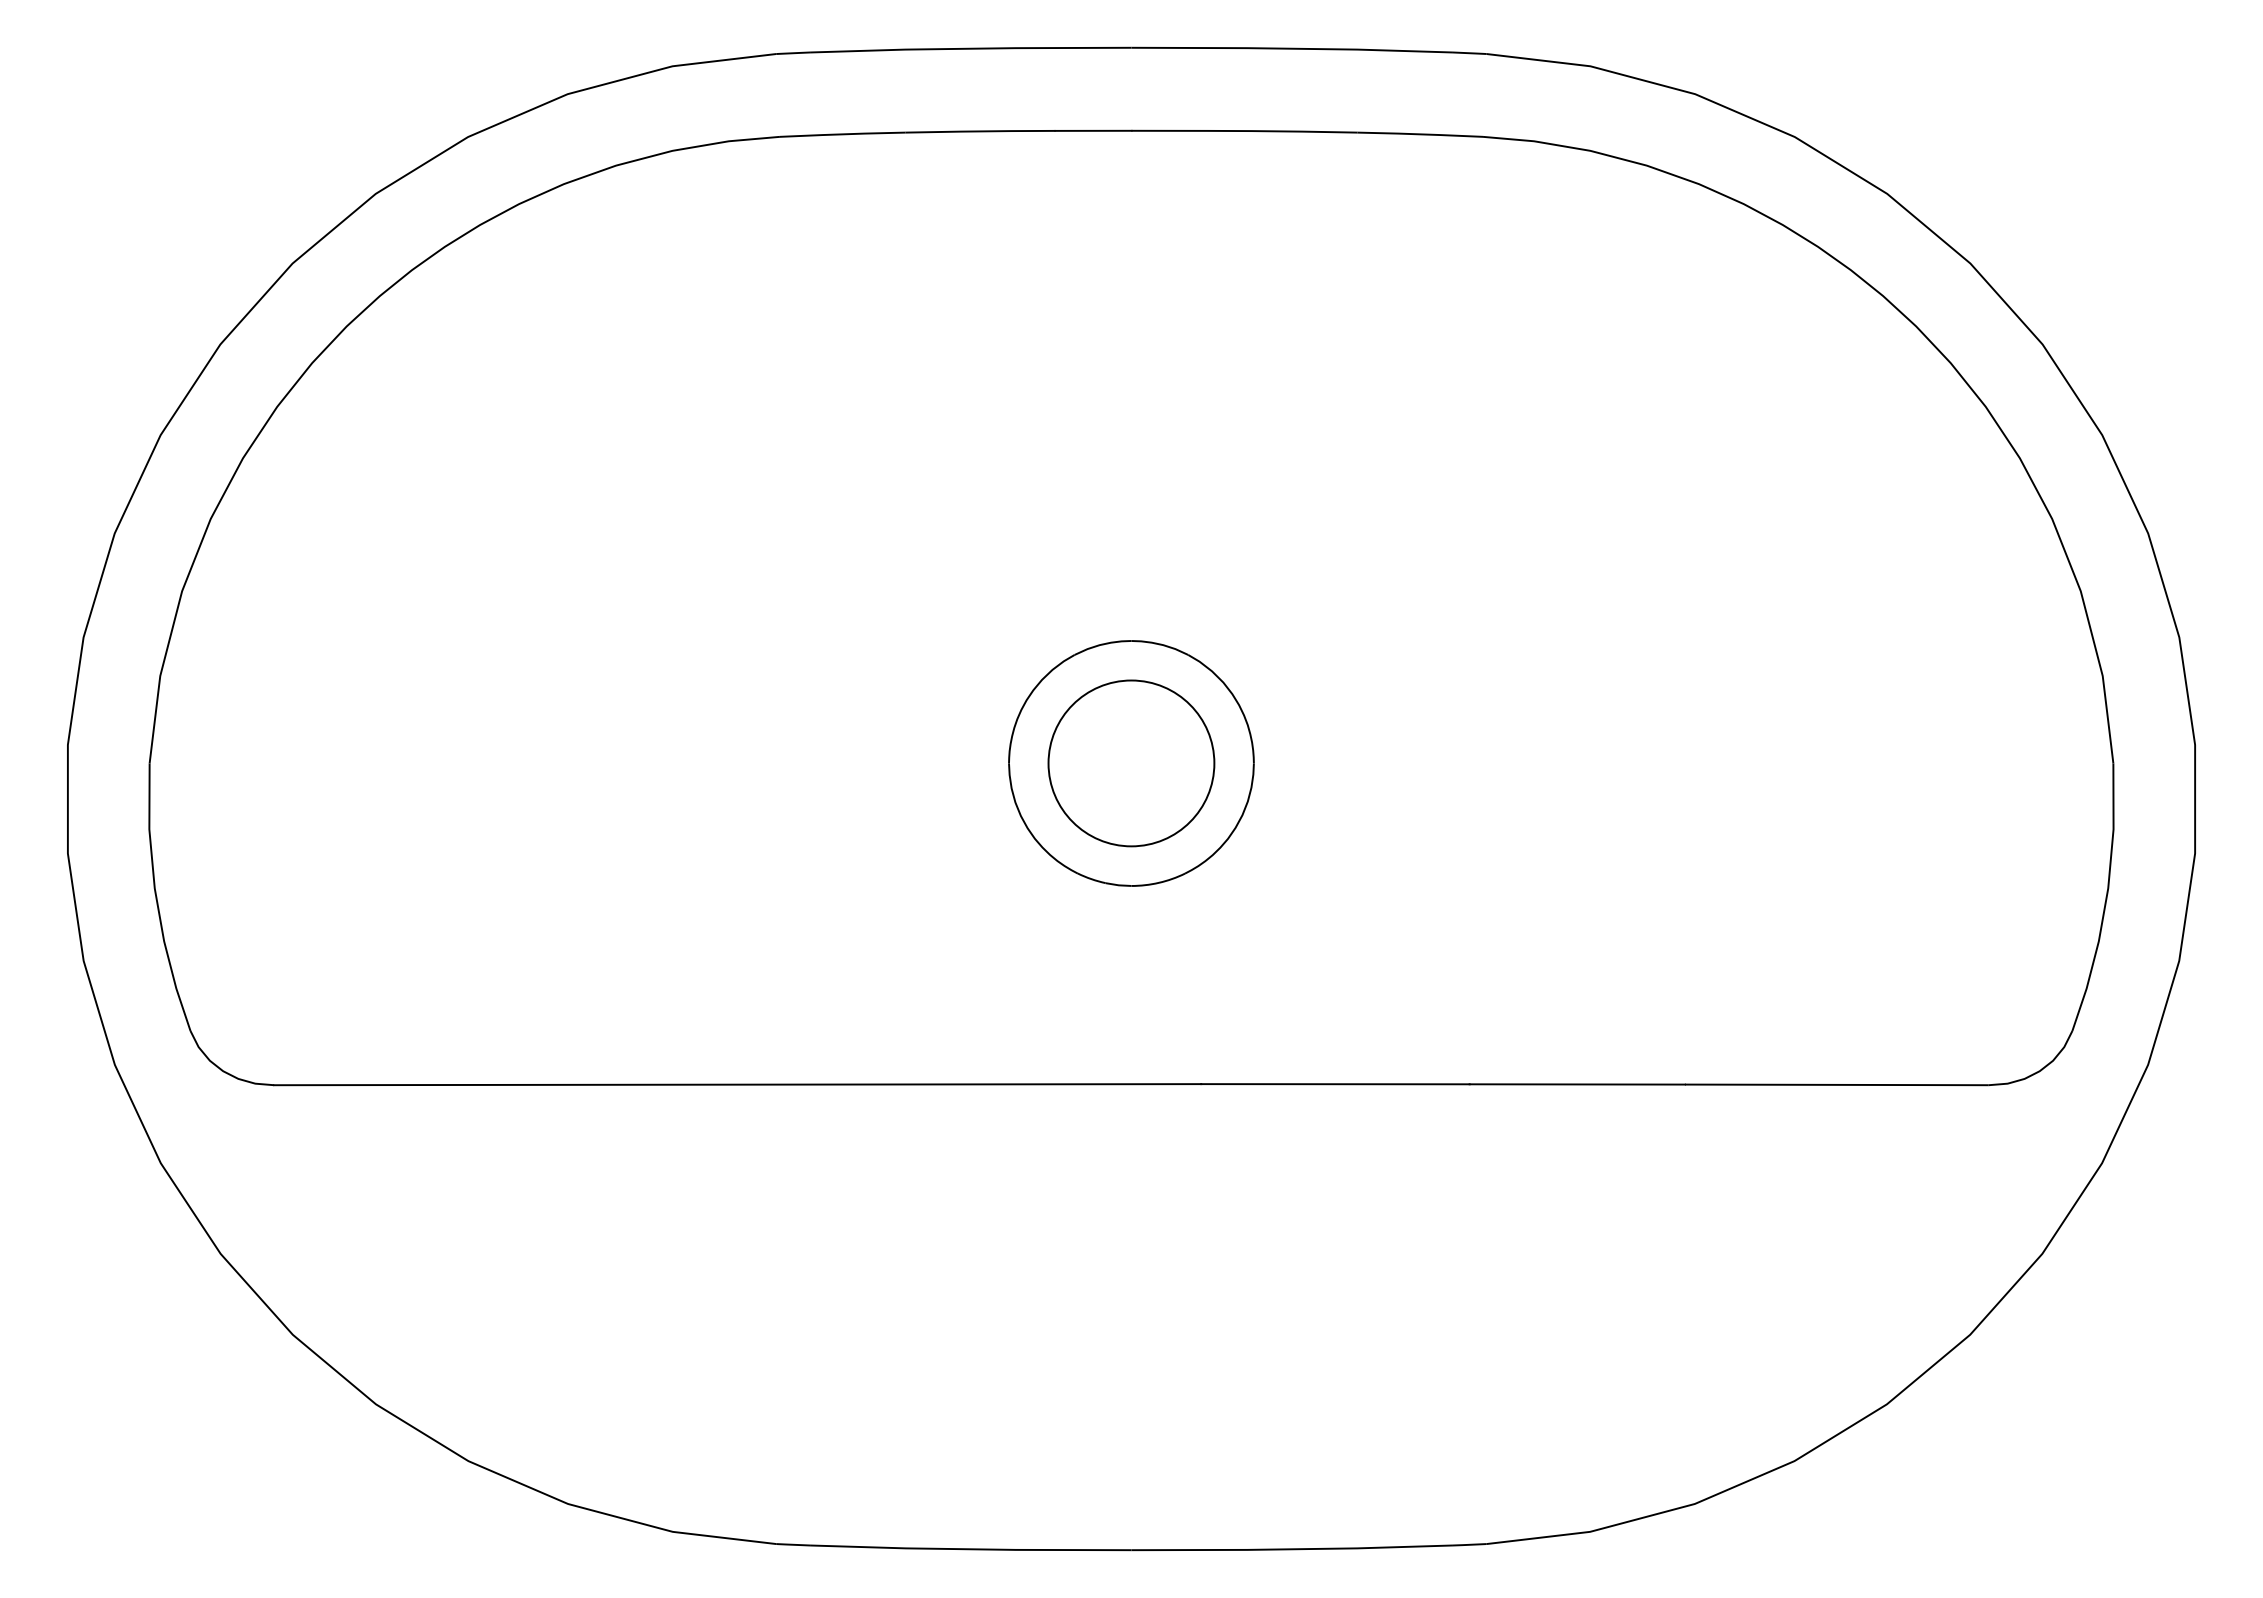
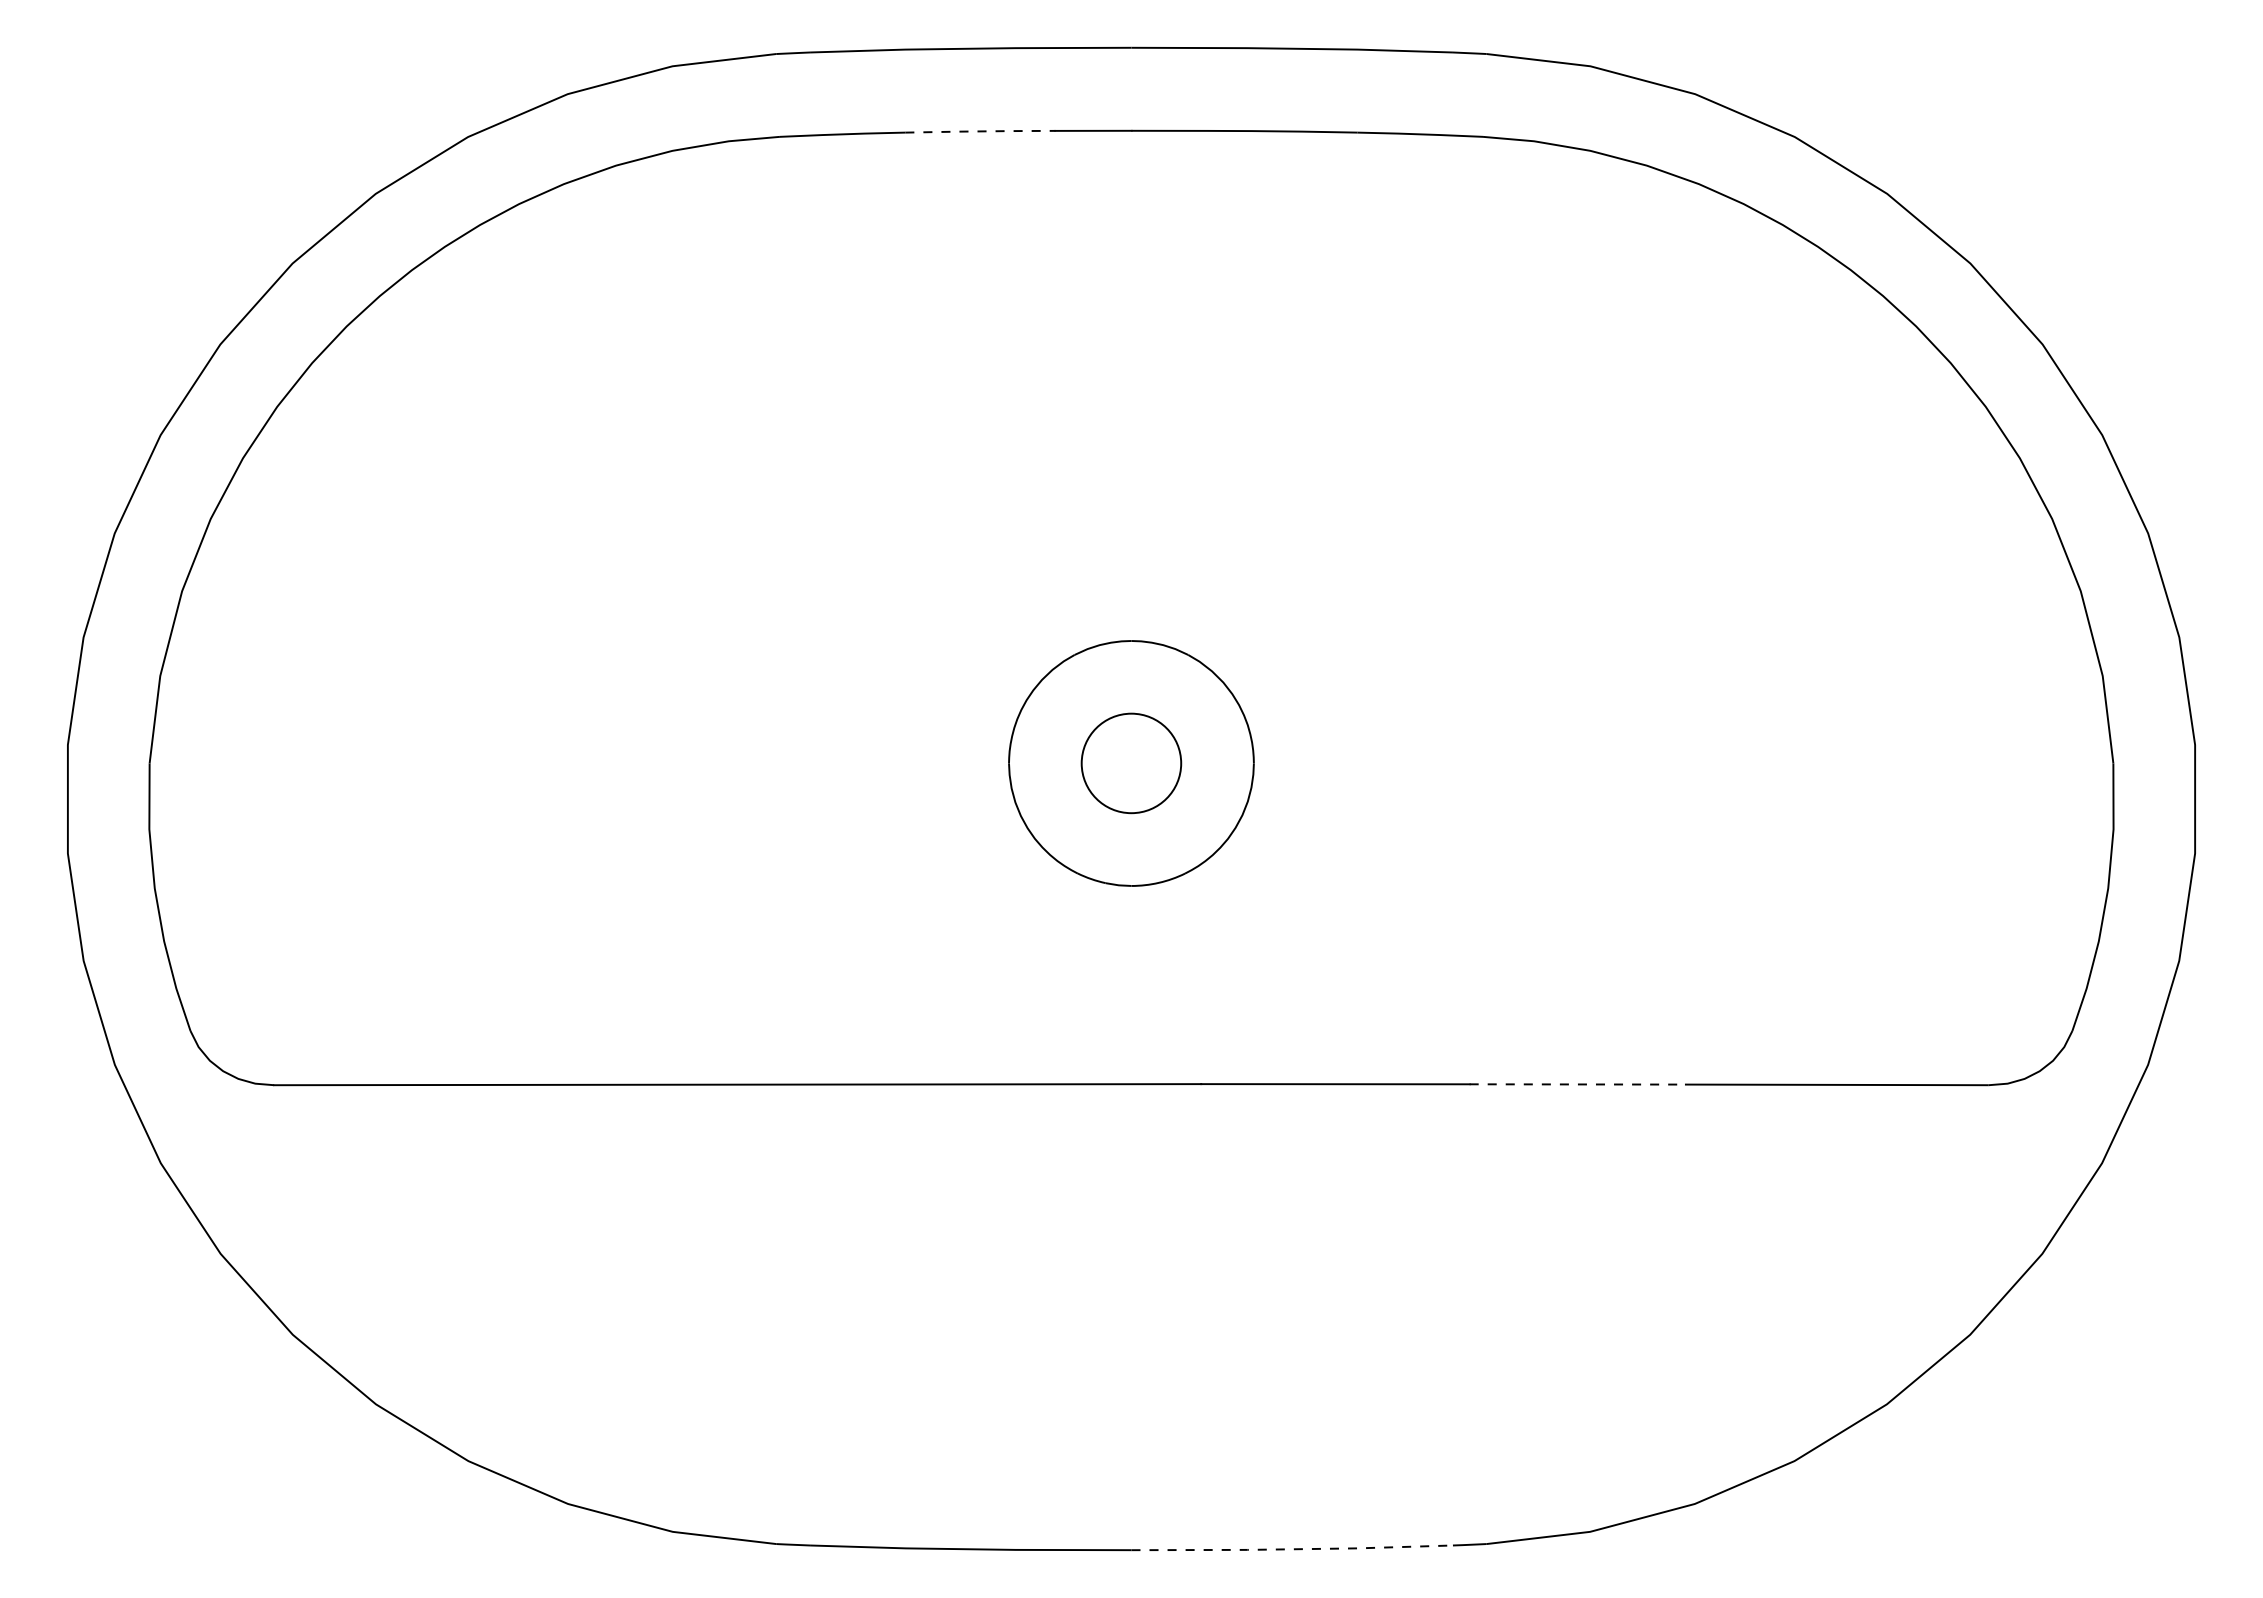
line: solid -> dashed (980, 131)
circle diameter: 166 px -> 100 px (1131, 763)
line: solid -> dashed (1577, 1084)
line: solid -> dashed (1292, 1549)
